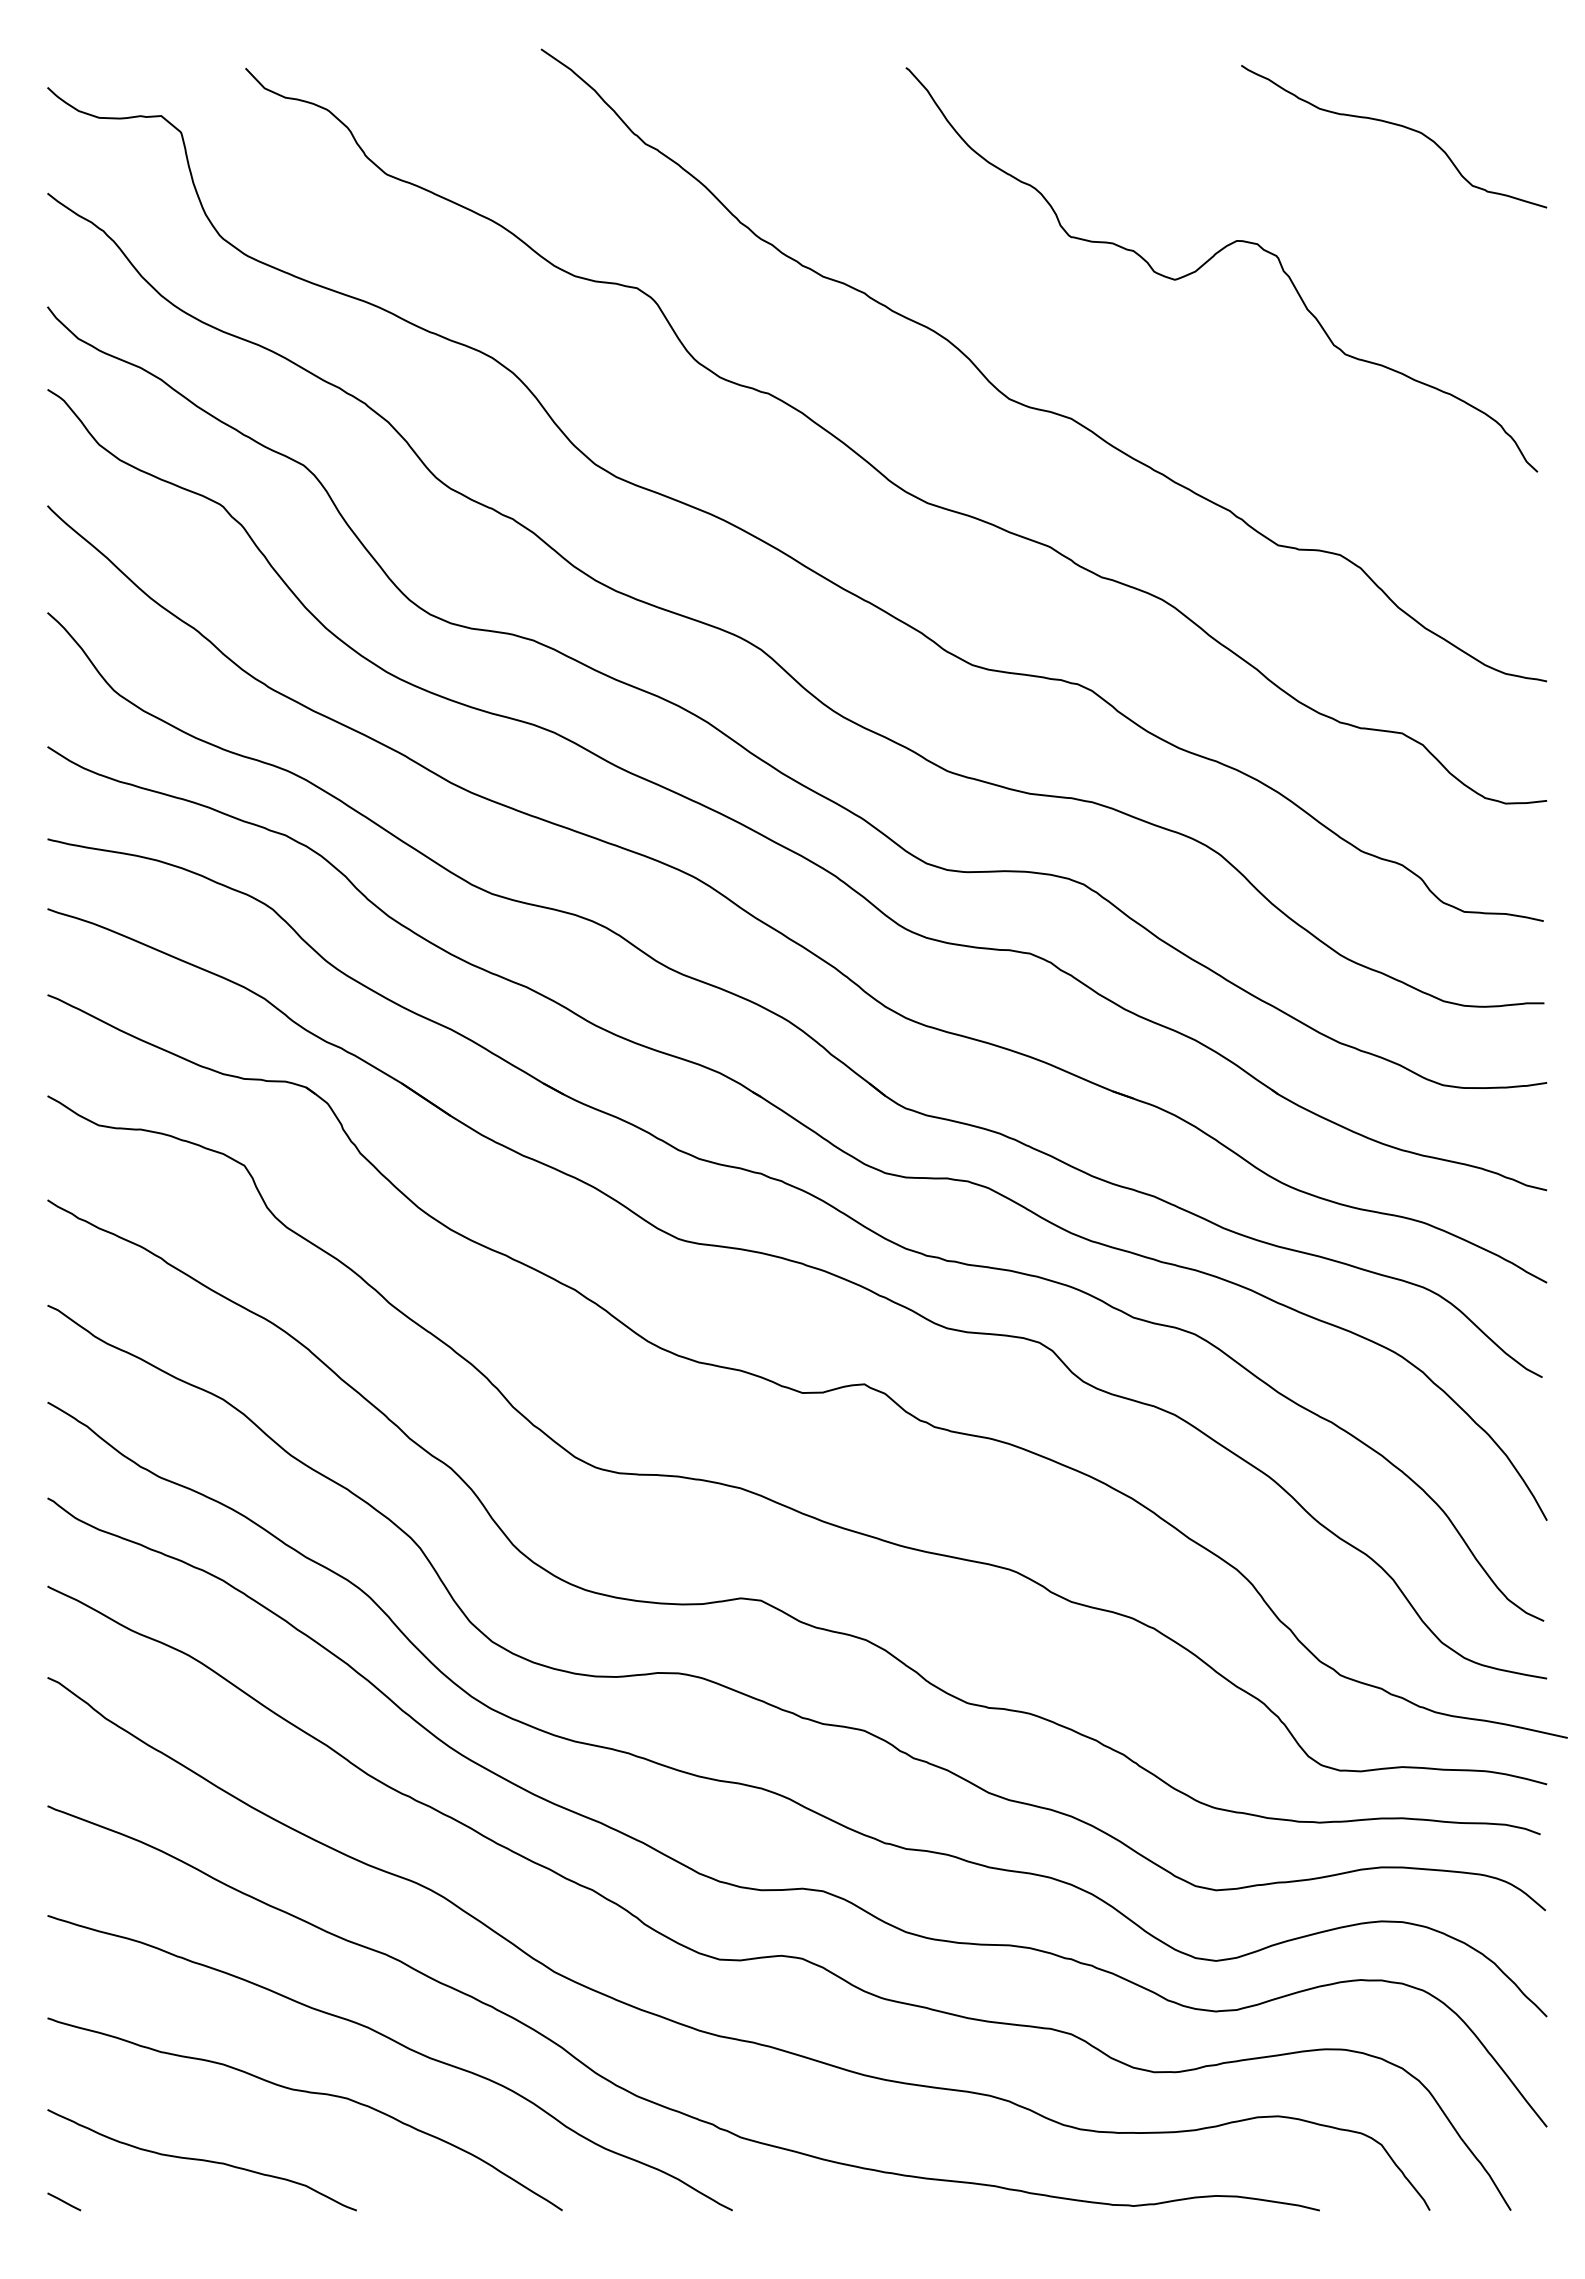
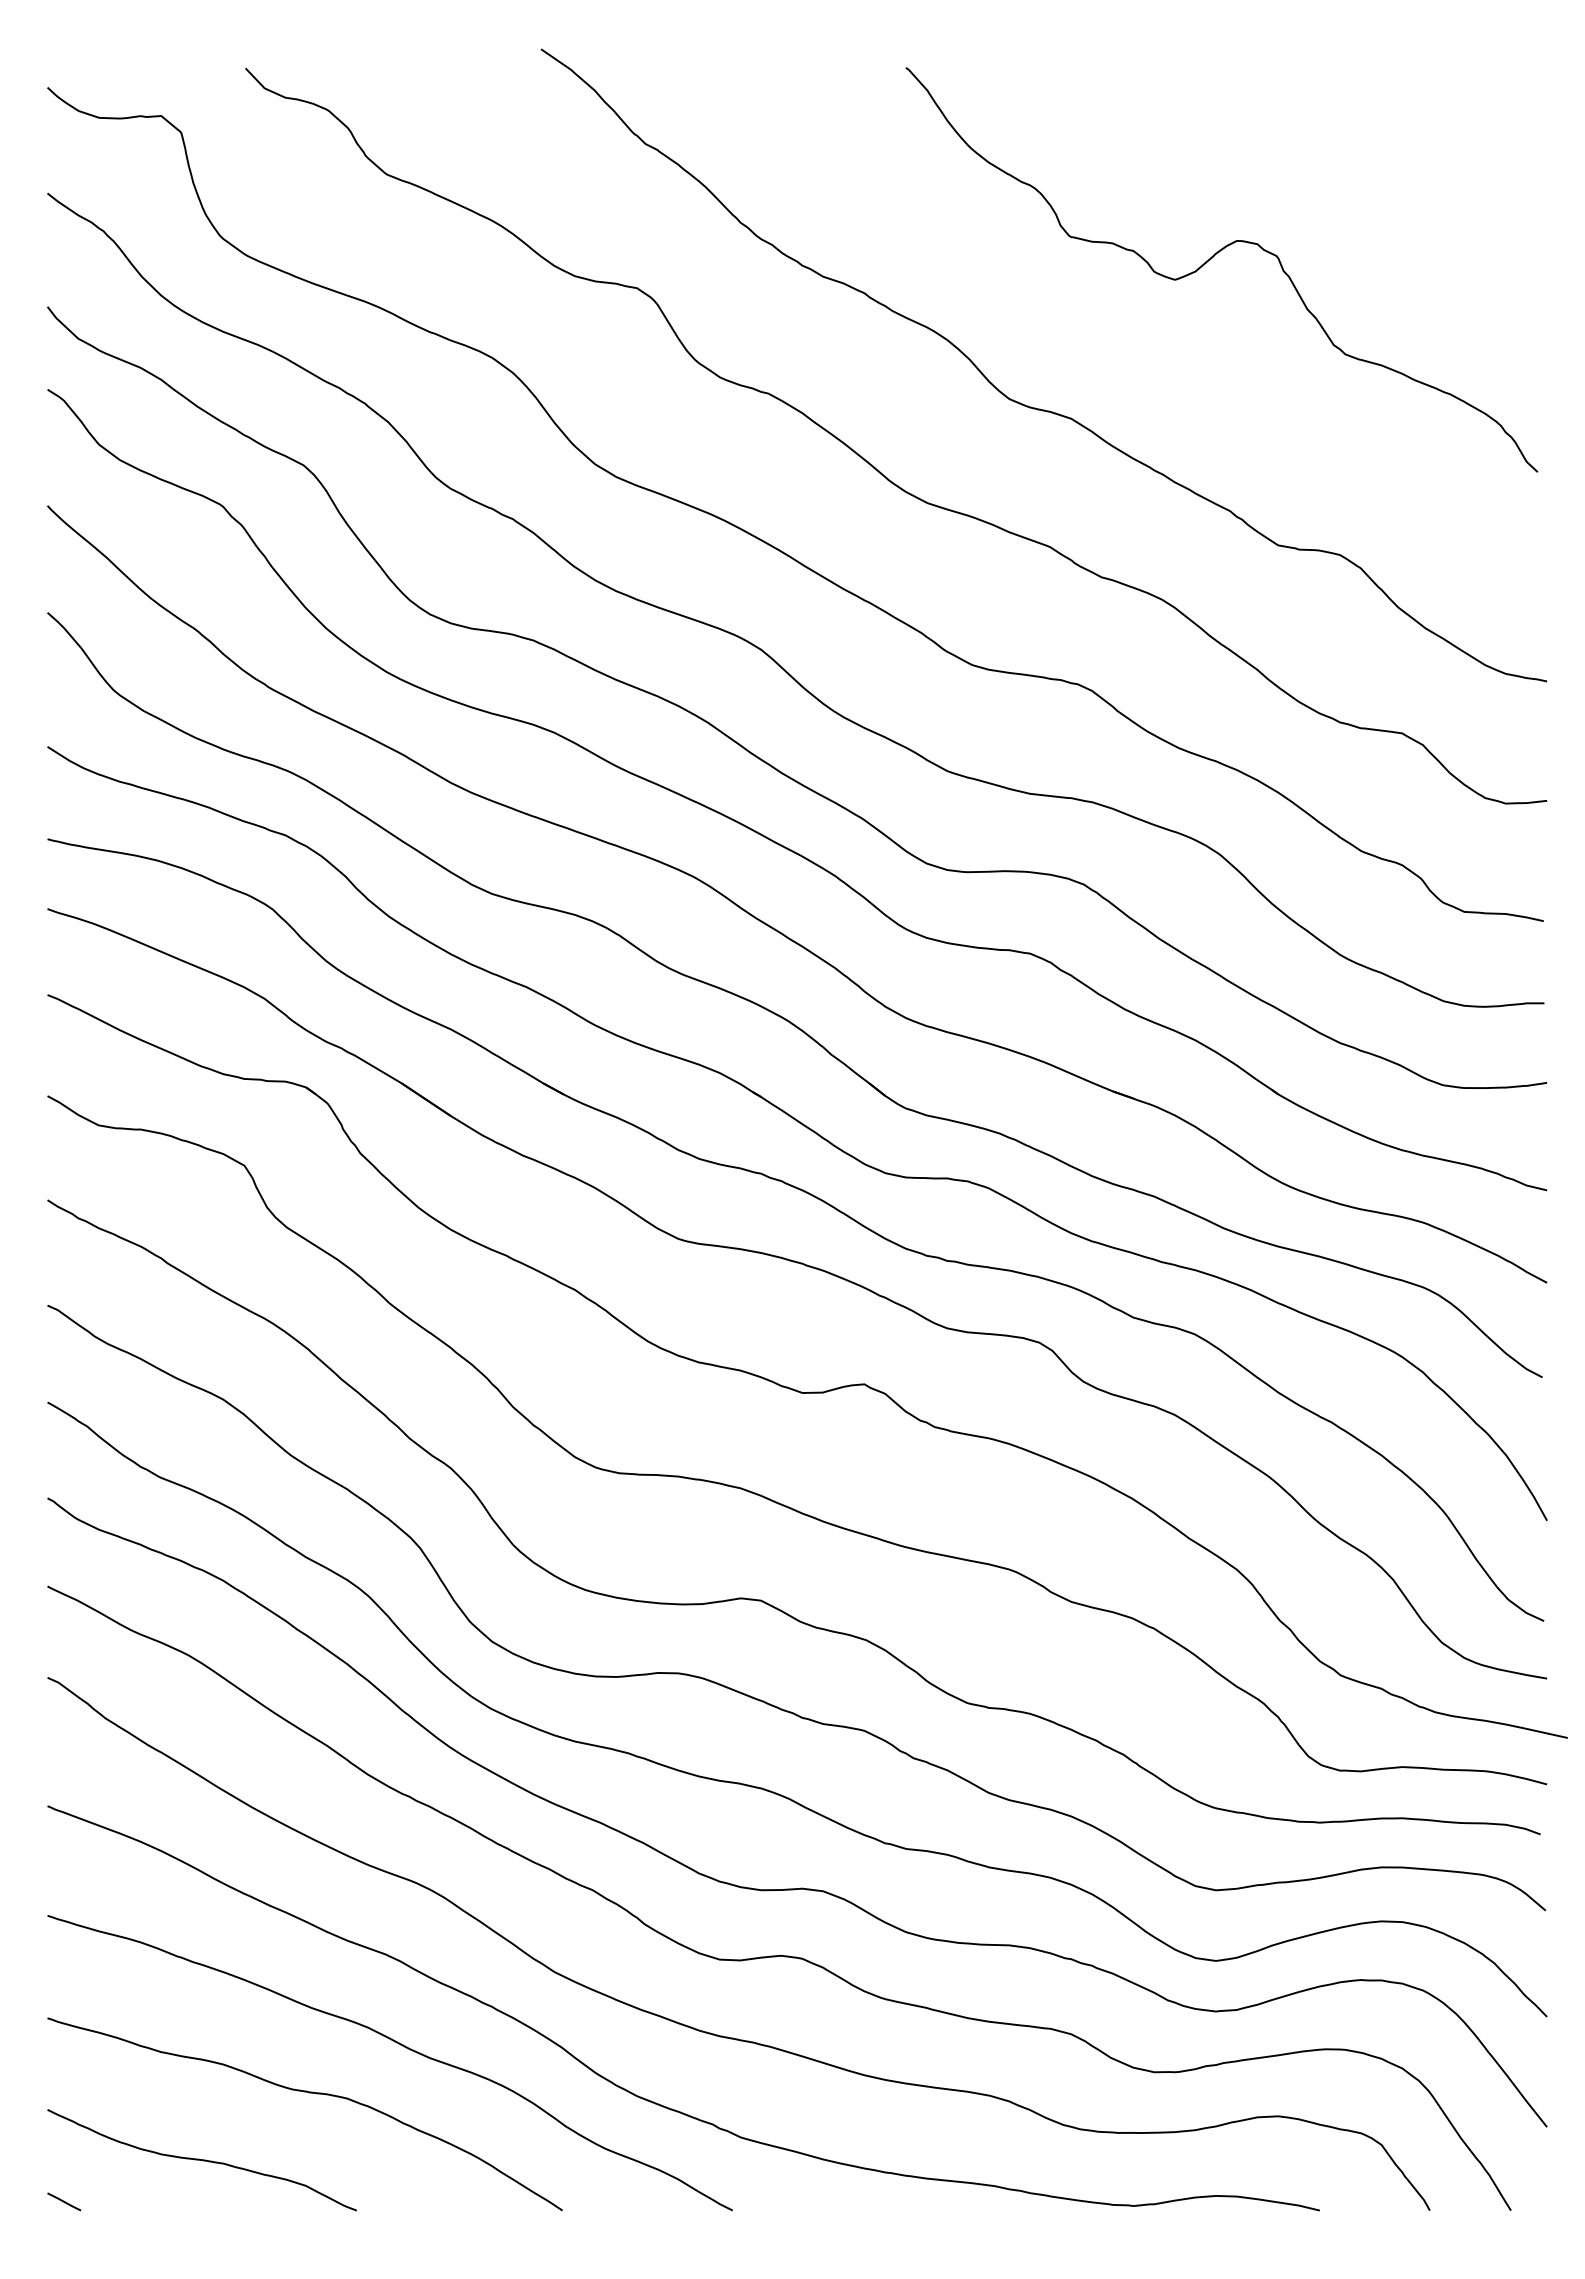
curve: present -> none (1395, 125)
